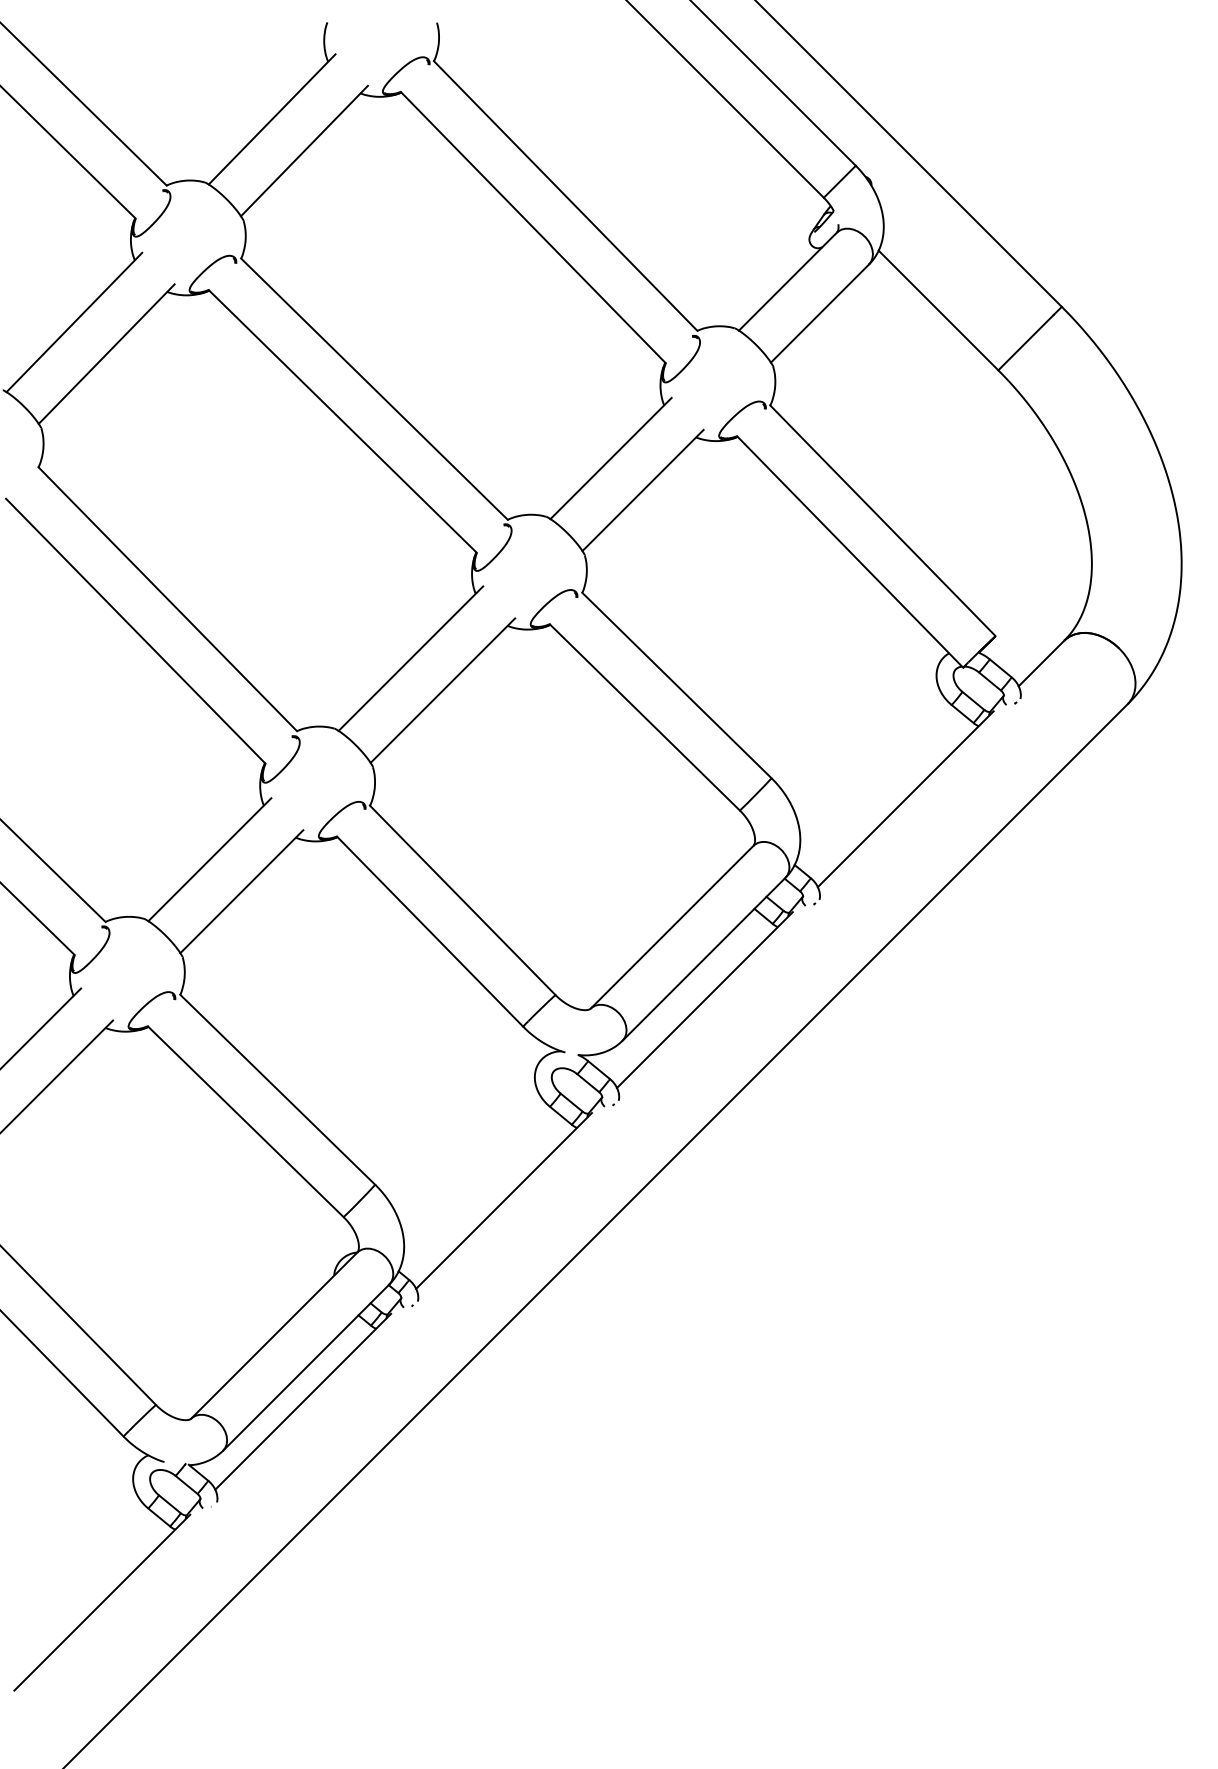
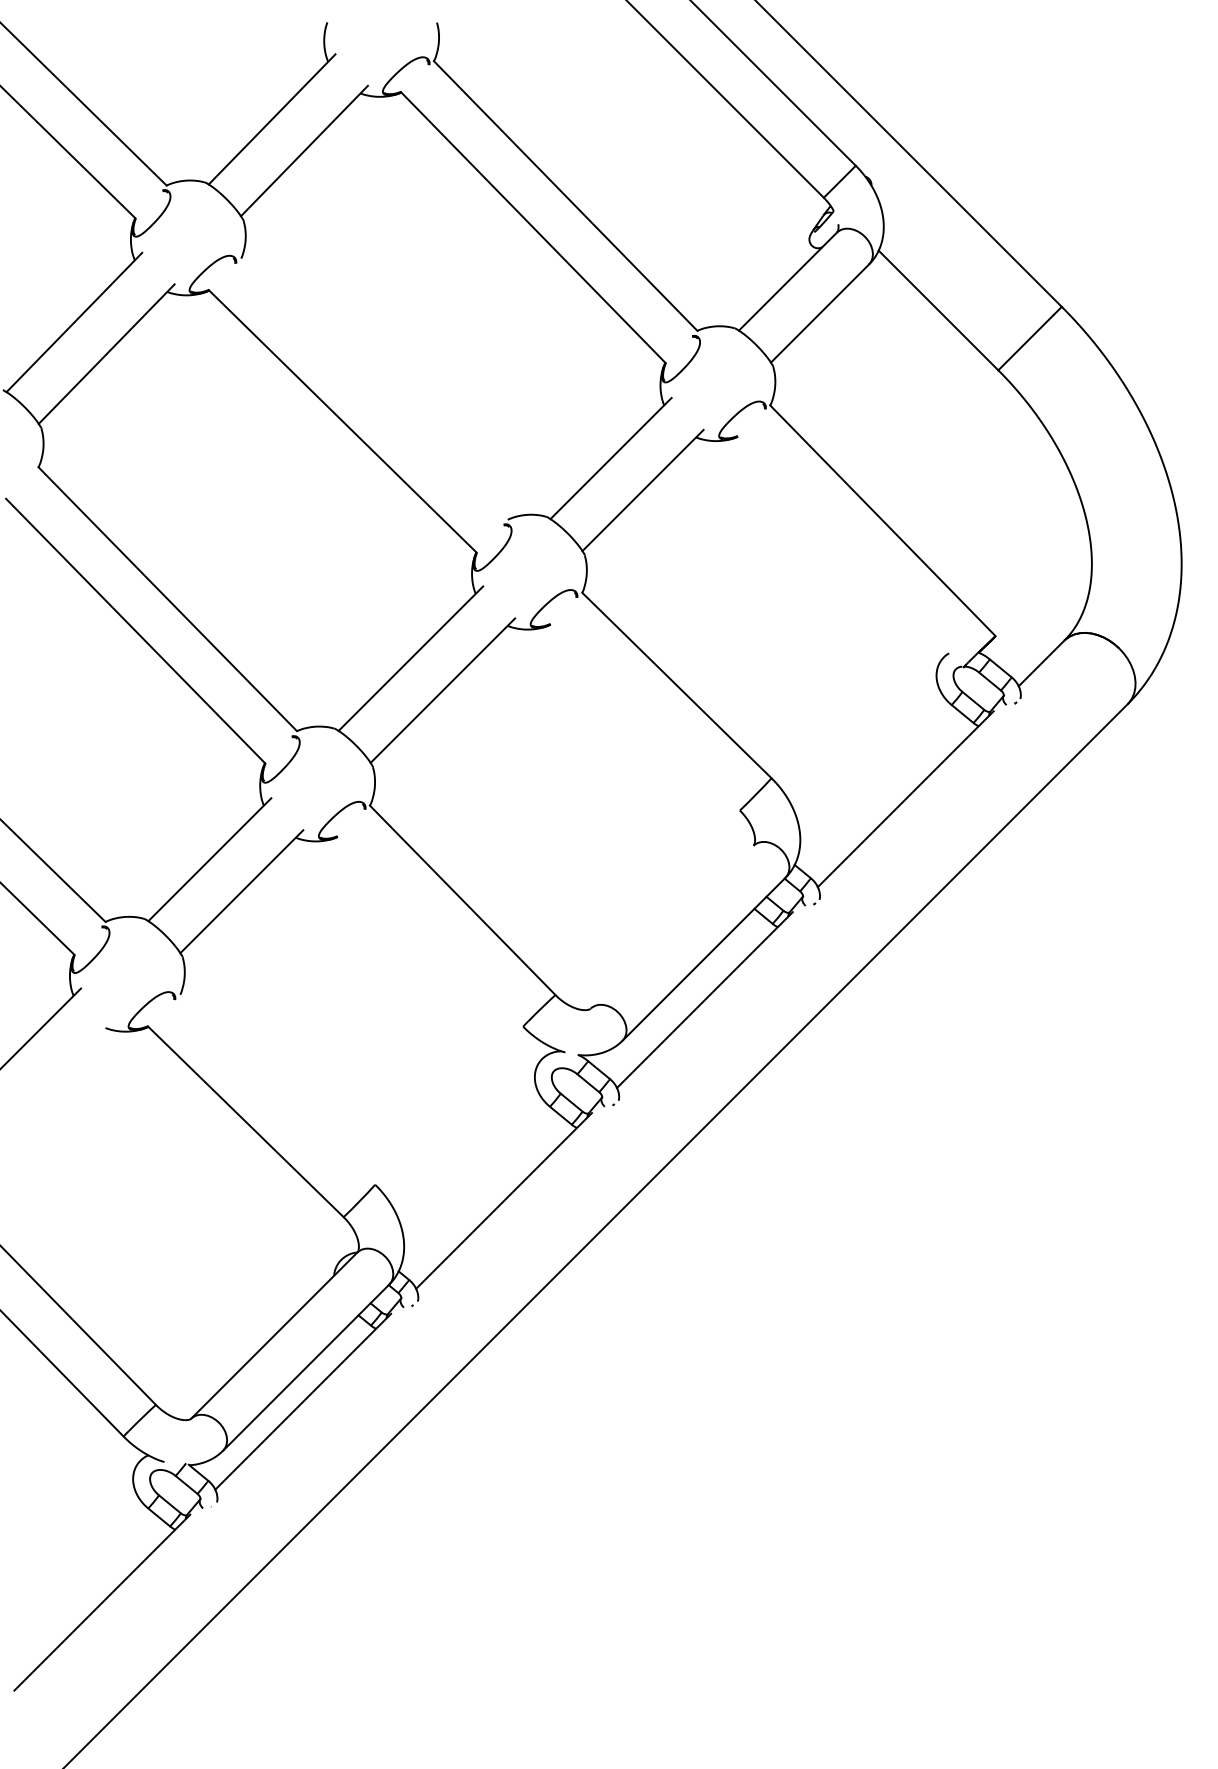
line: present -> none (374, 388)
line: present -> none (850, 551)
line: present -> none (644, 717)
line: present -> none (671, 926)
line: present -> none (430, 931)
line: present -> none (57, 1075)
line: present -> none (277, 1089)
